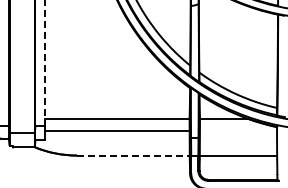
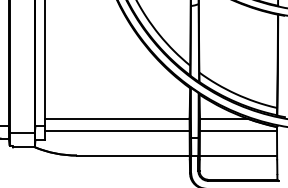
line: dashed -> solid (44, 63)
line: none -> present (238, 131)
line: dashed -> solid (133, 155)
